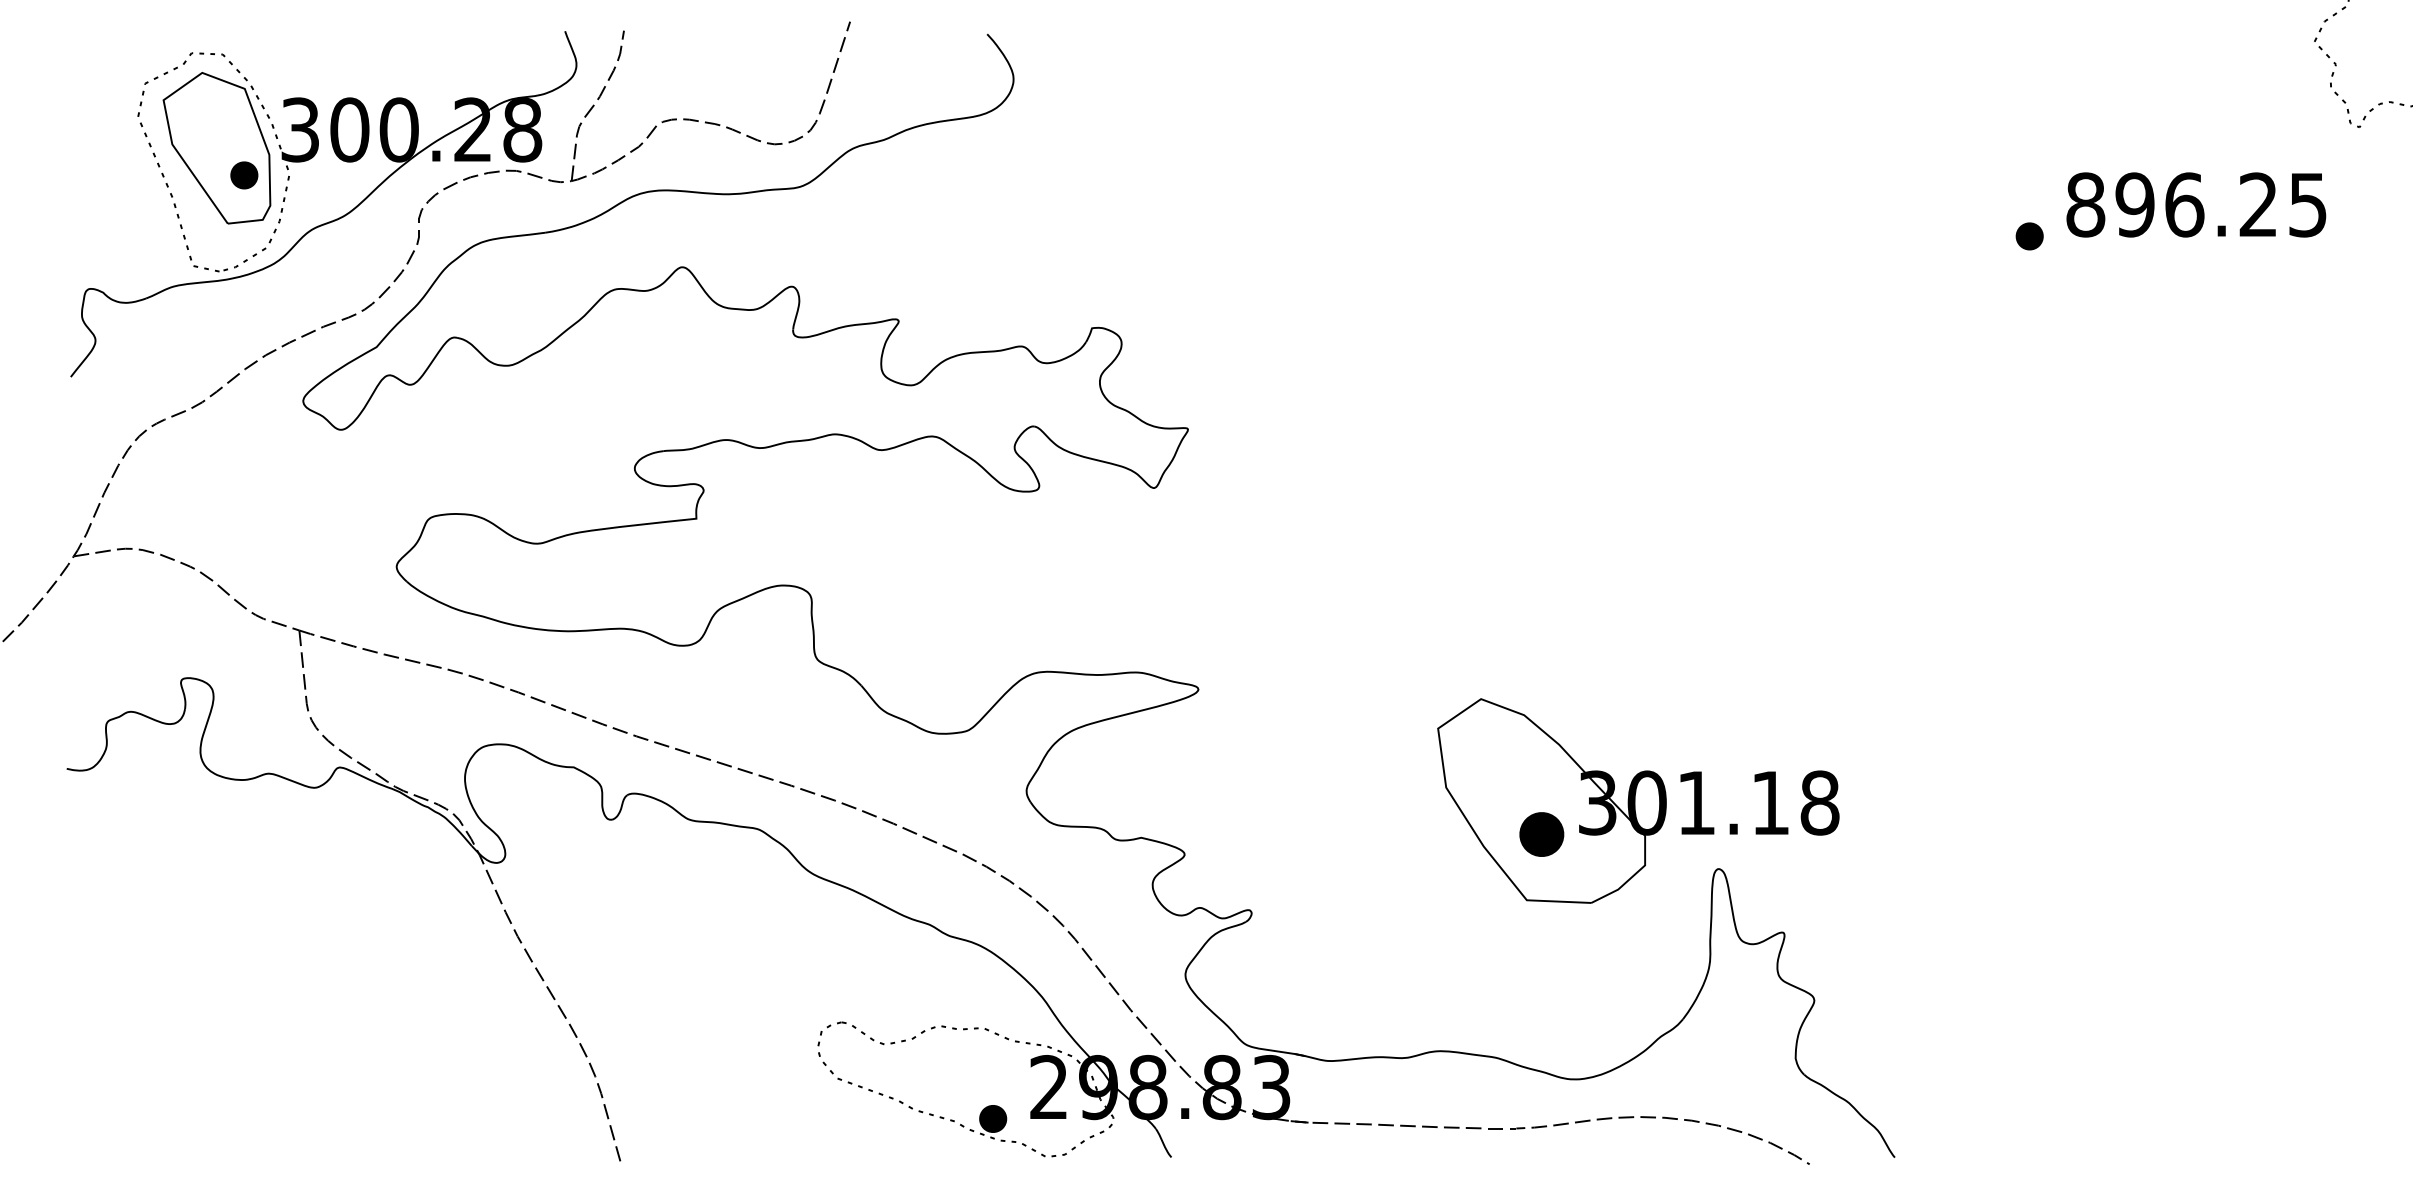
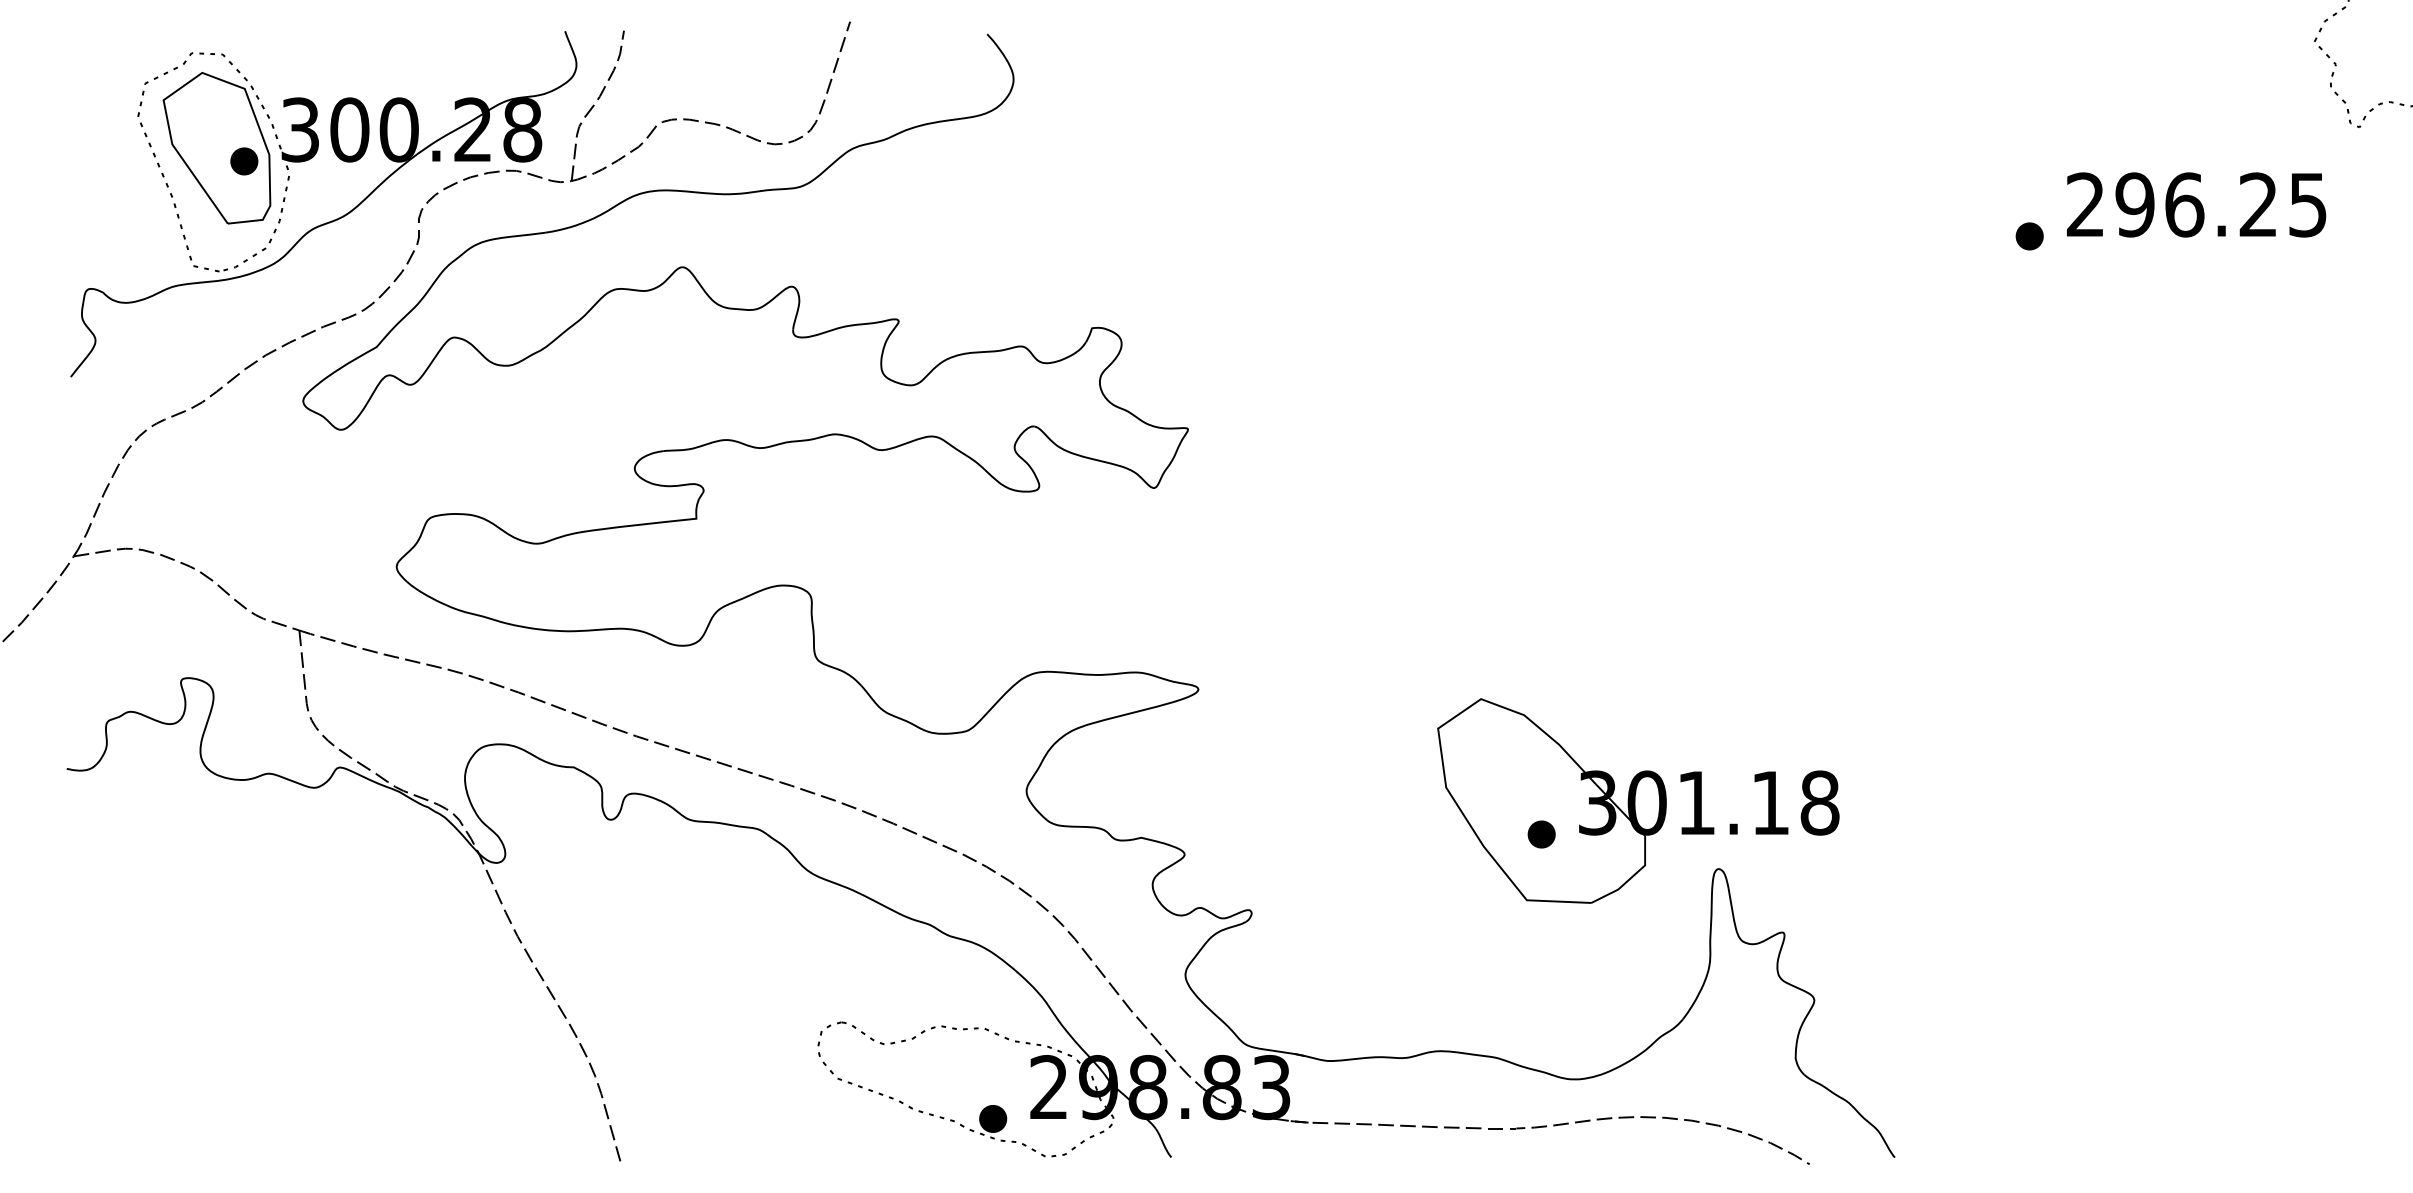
part position: (244, 175) -> (244, 161) (244, 161)
text: 896.25 -> 296.25 (2085, 204)
part size: 46x45 px -> 29x29 px (1541, 834)
